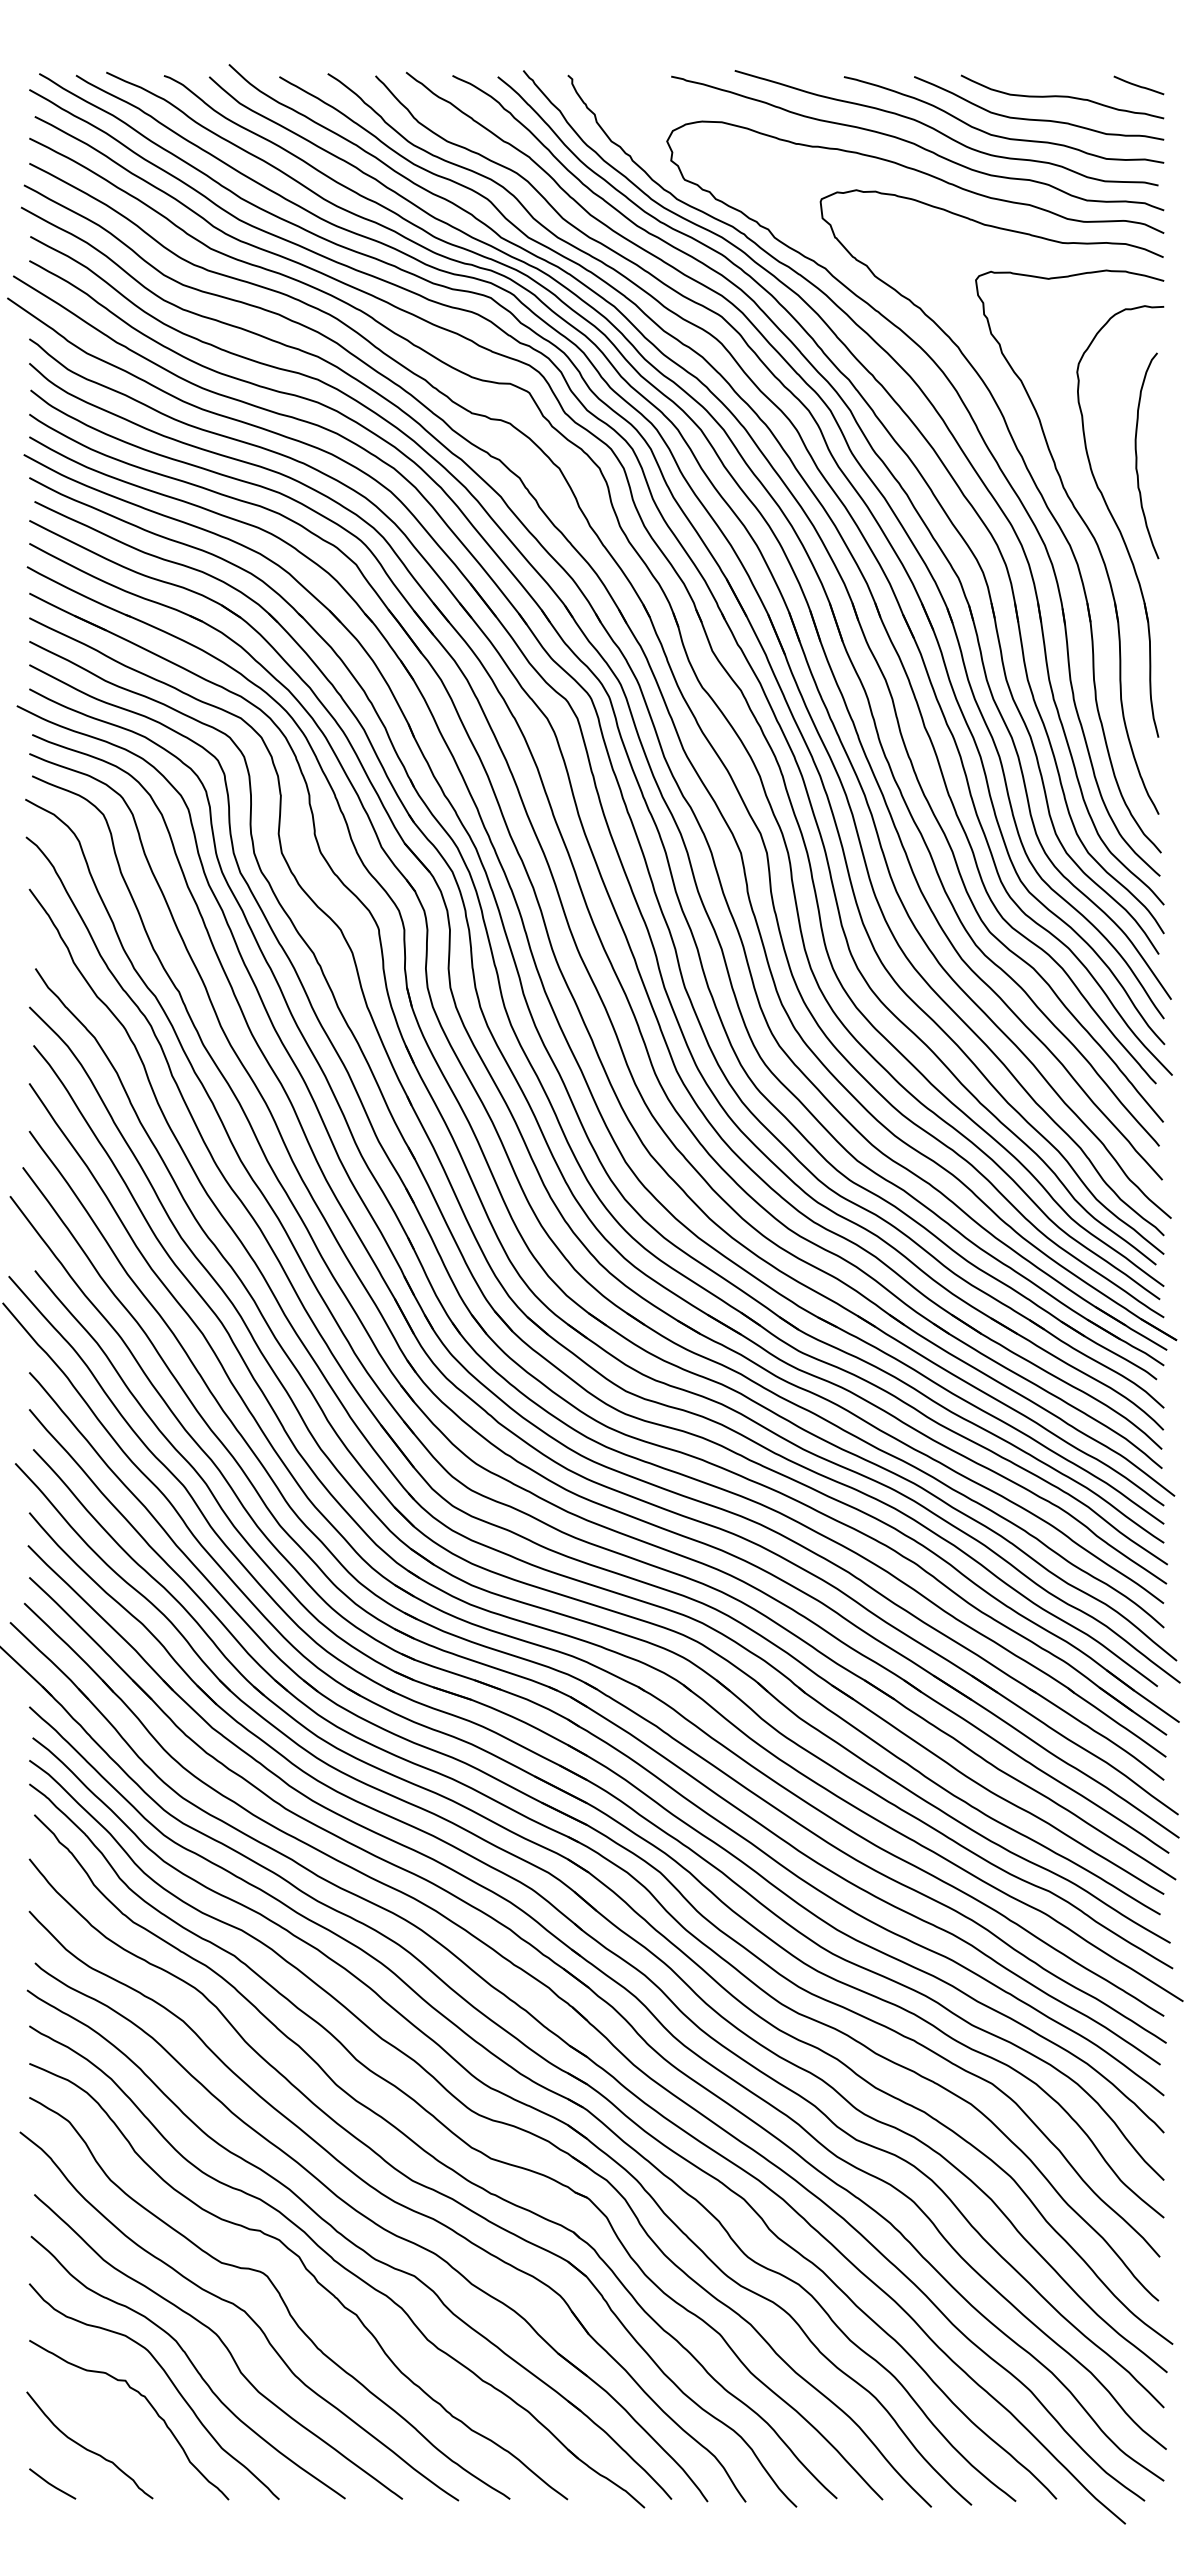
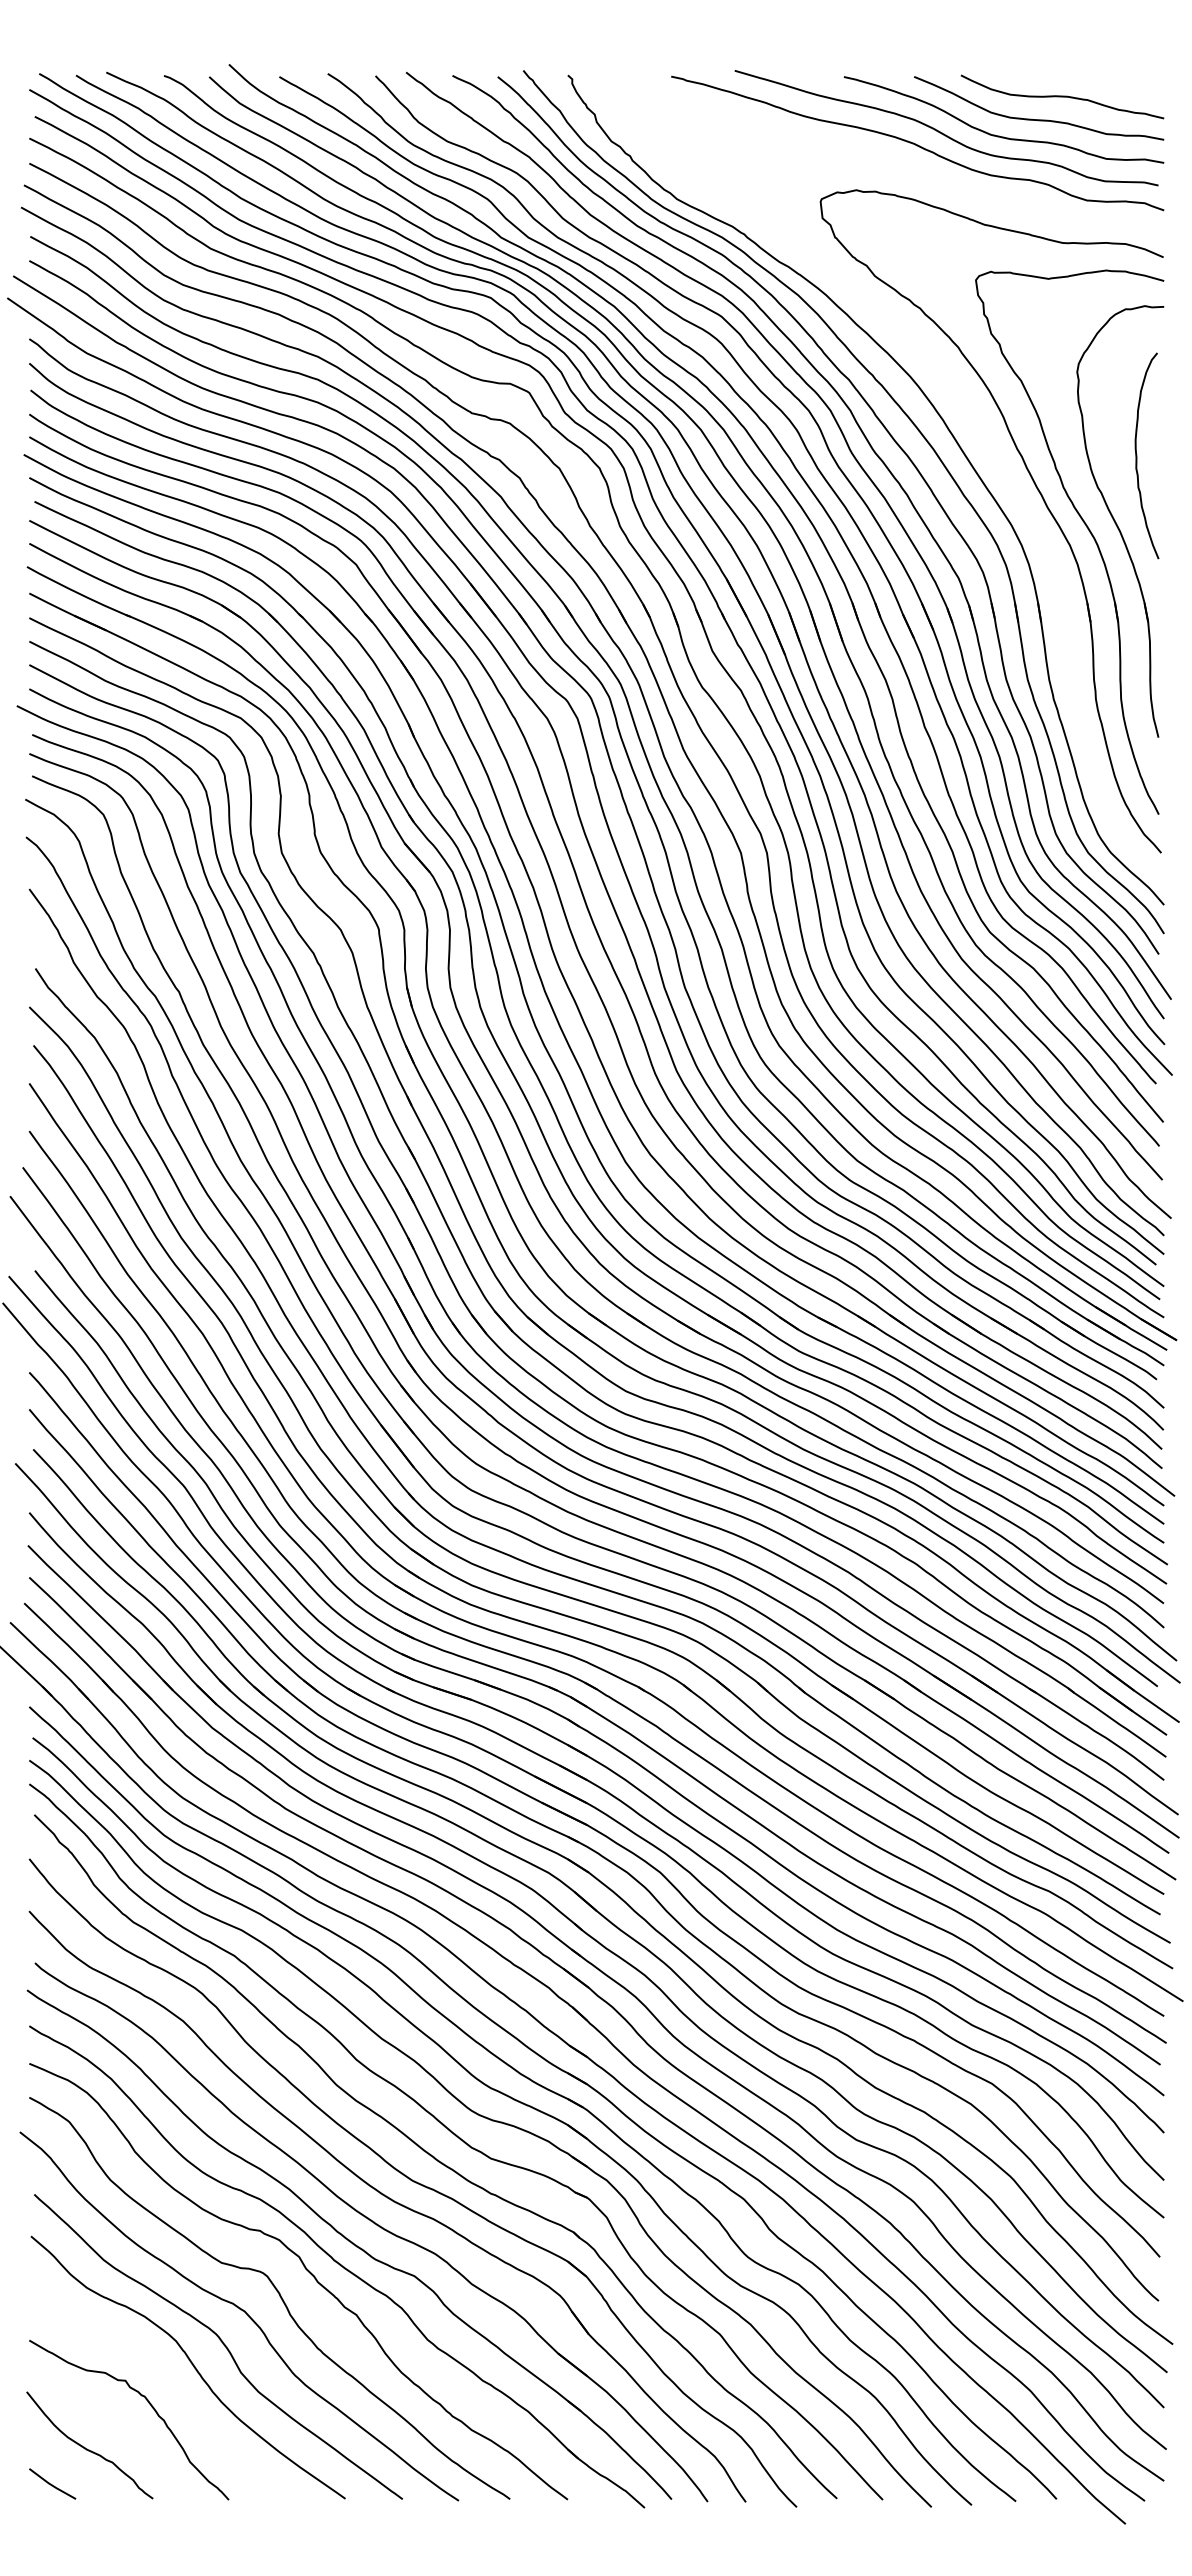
curve: present -> none (1138, 85)
part: present -> none (988, 451)
curve: present -> none (169, 2380)
